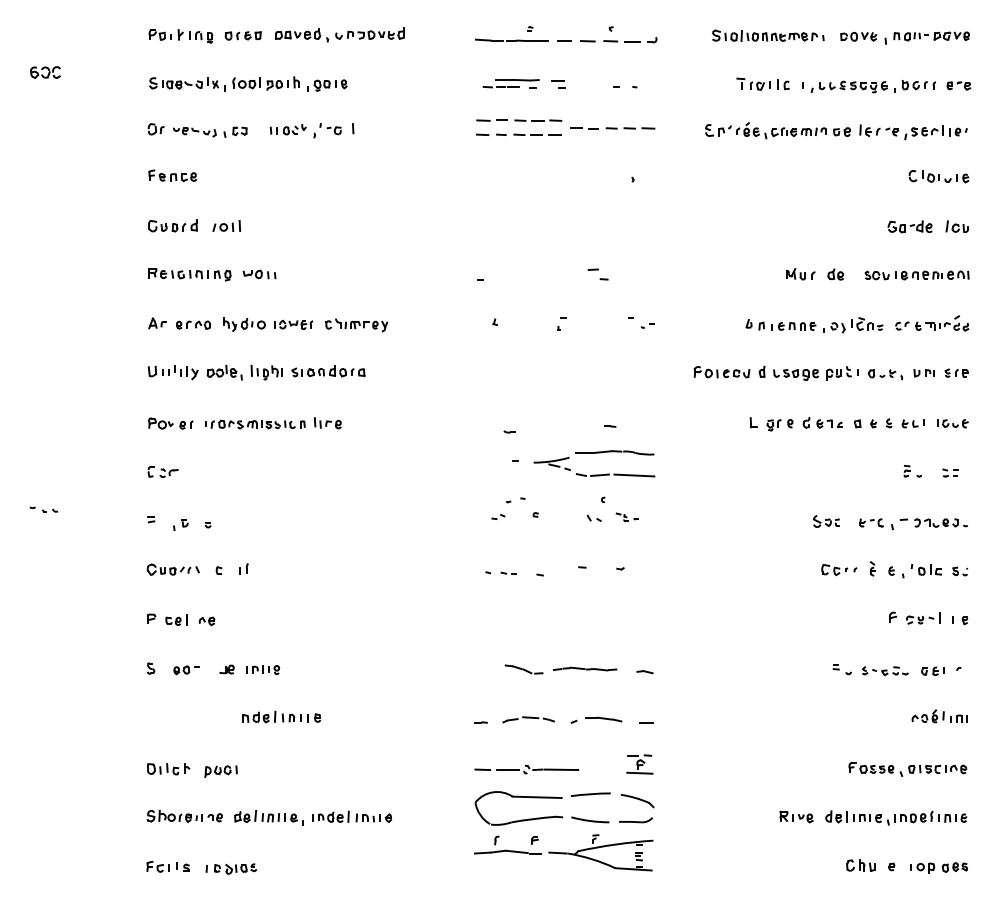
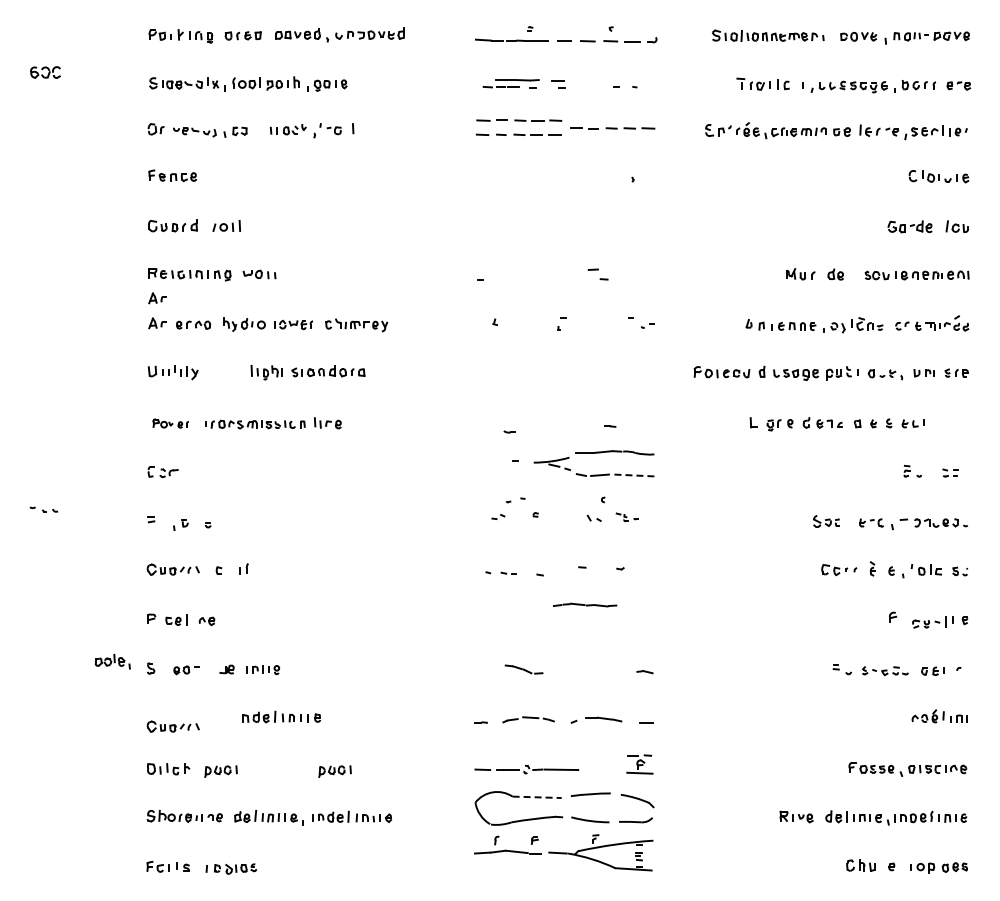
part: none -> present (157, 298)
part position: (224, 372) -> (112, 661) (112, 661)
part size: 46x13 px -> 37x11 px (170, 423)
part: present -> none (952, 423)
line: solid -> dashed (634, 475)
part position: (923, 618) -> (929, 622) (929, 622)
part position: (585, 668) -> (585, 604) (585, 604)
part: none -> present (172, 726)
part: none -> present (334, 771)
line: solid -> dashed (537, 797)
